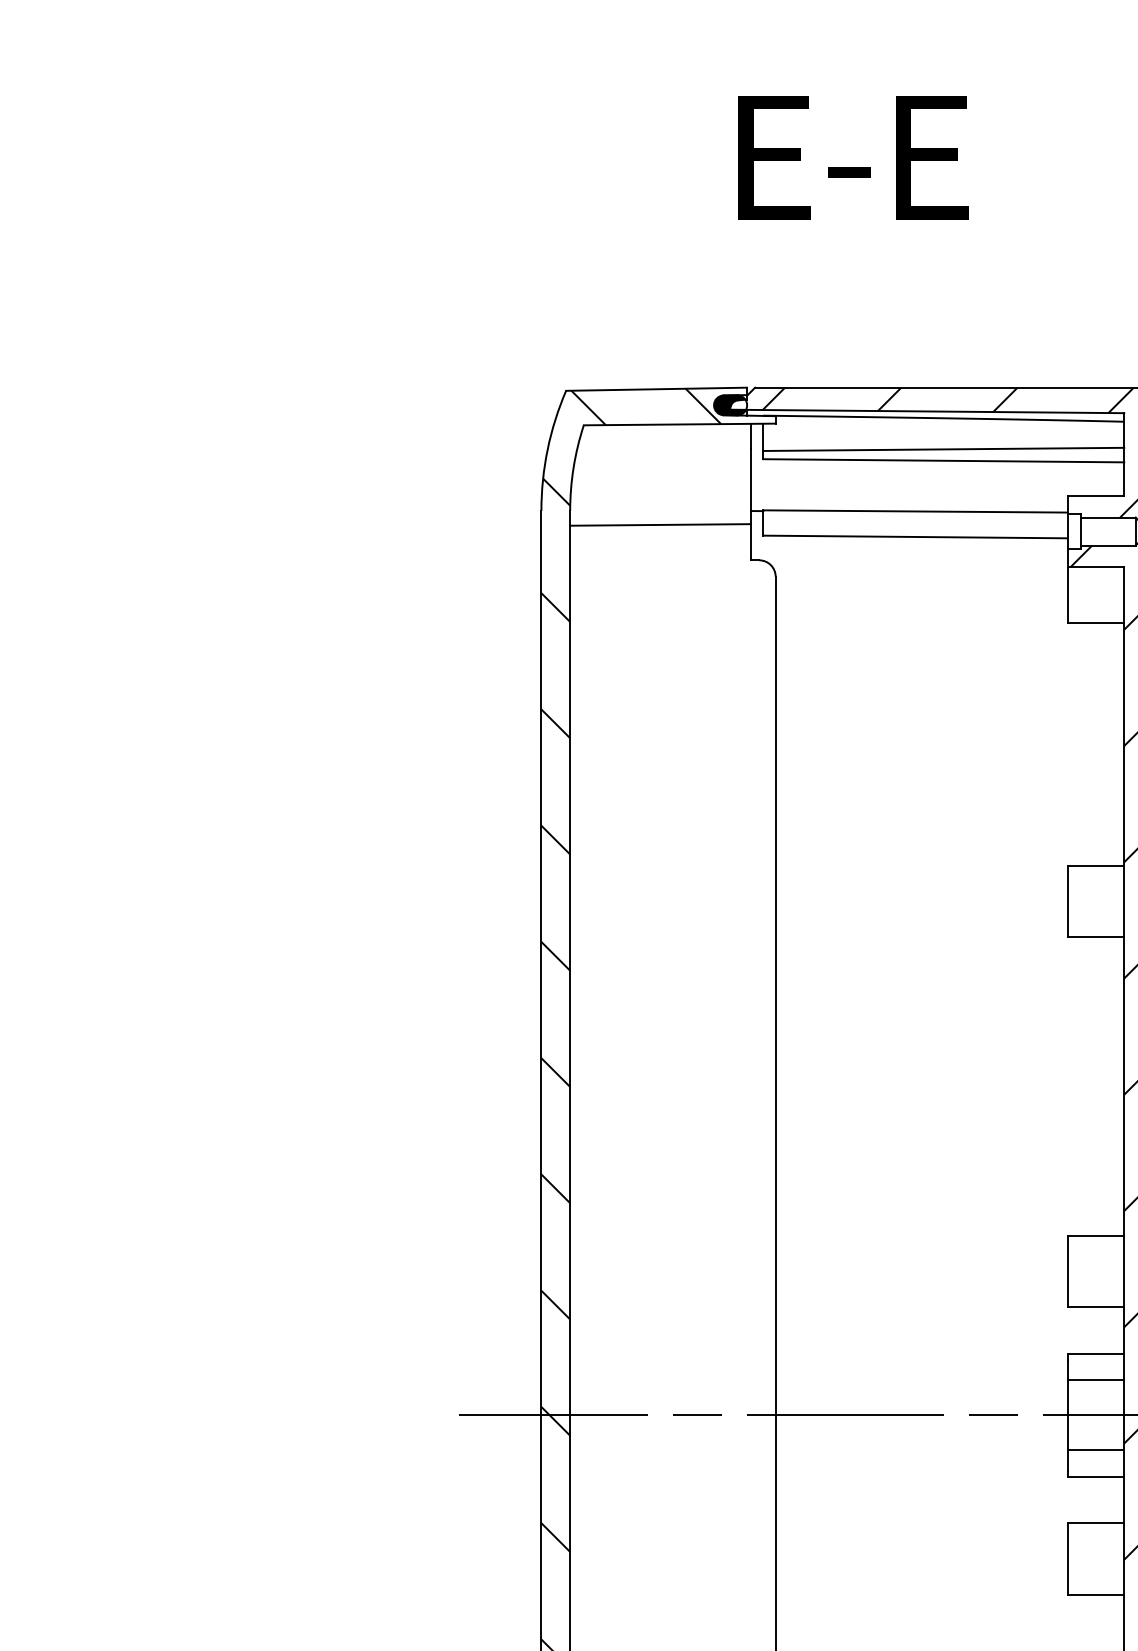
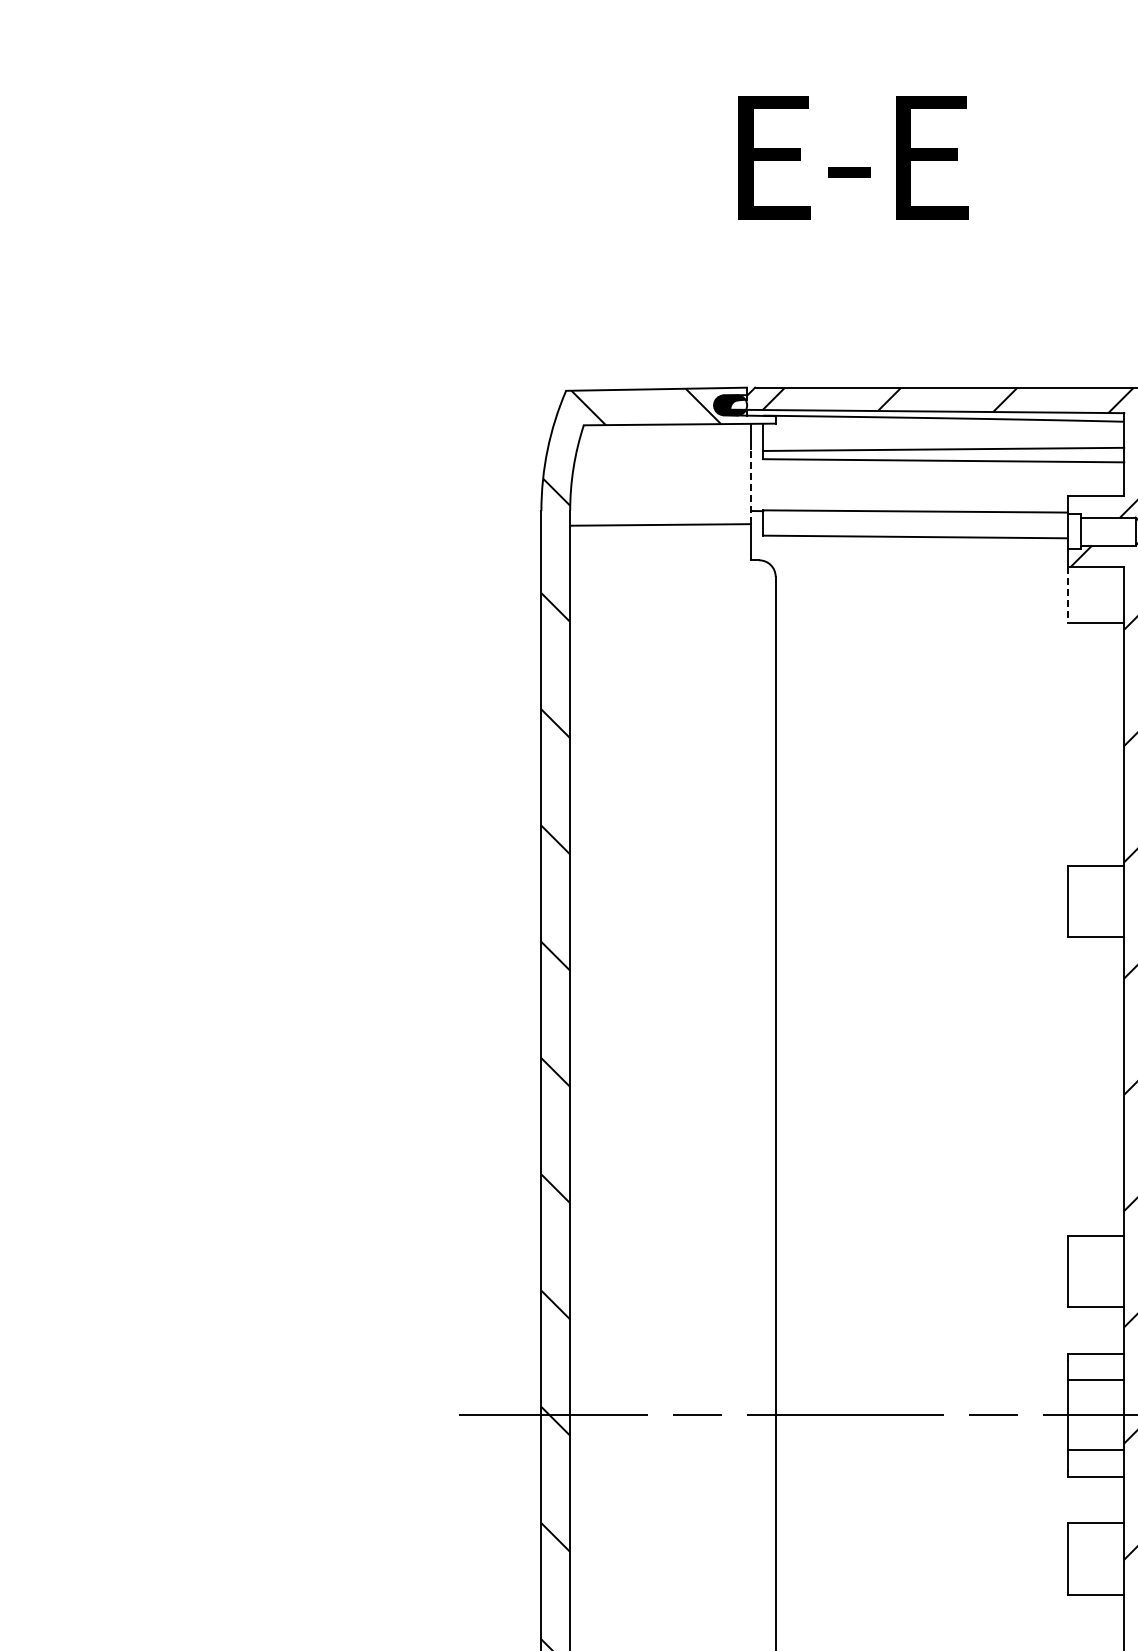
line: solid -> dashed (751, 486)
line: solid -> dashed (1067, 595)
